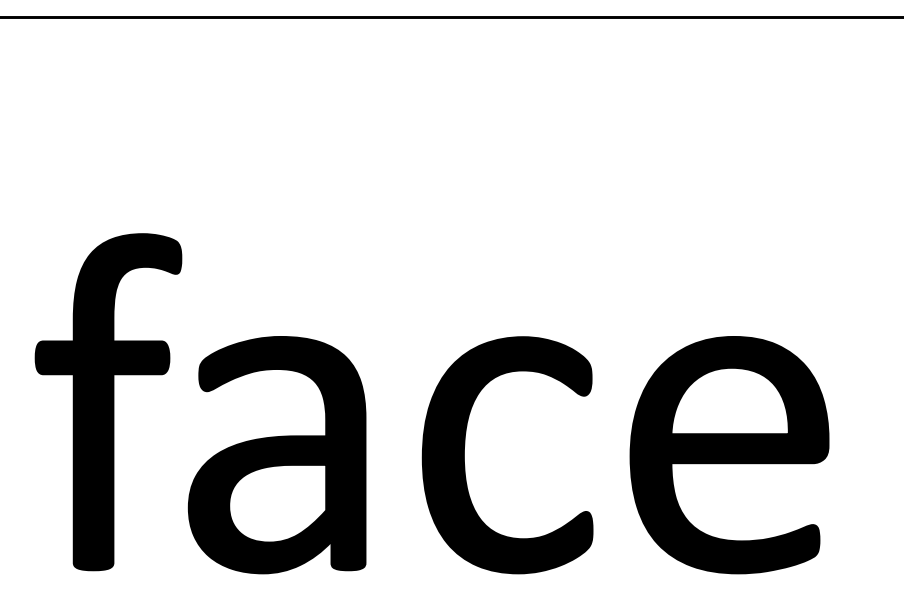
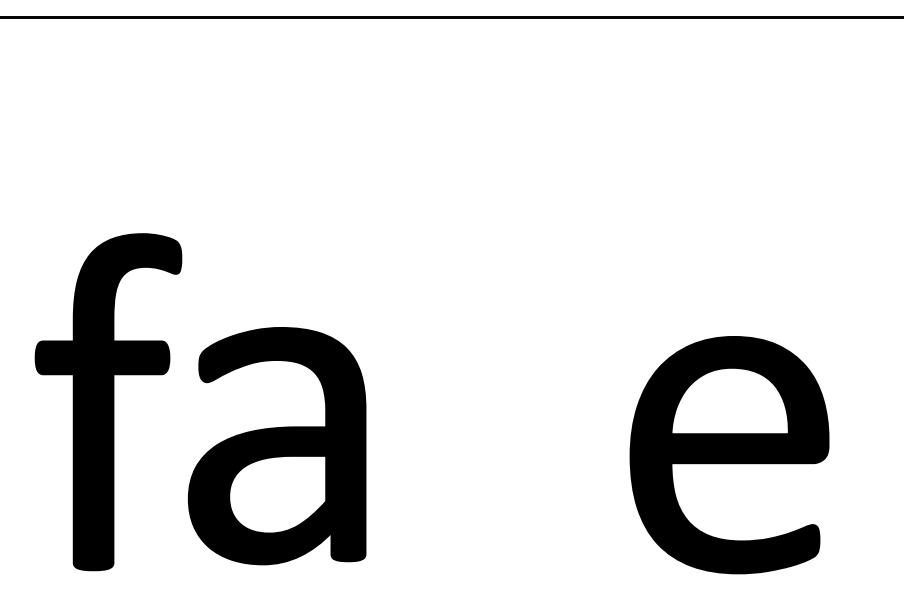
part position: (276, 455) -> (276, 446) (276, 446)
part: present -> none (464, 455)
